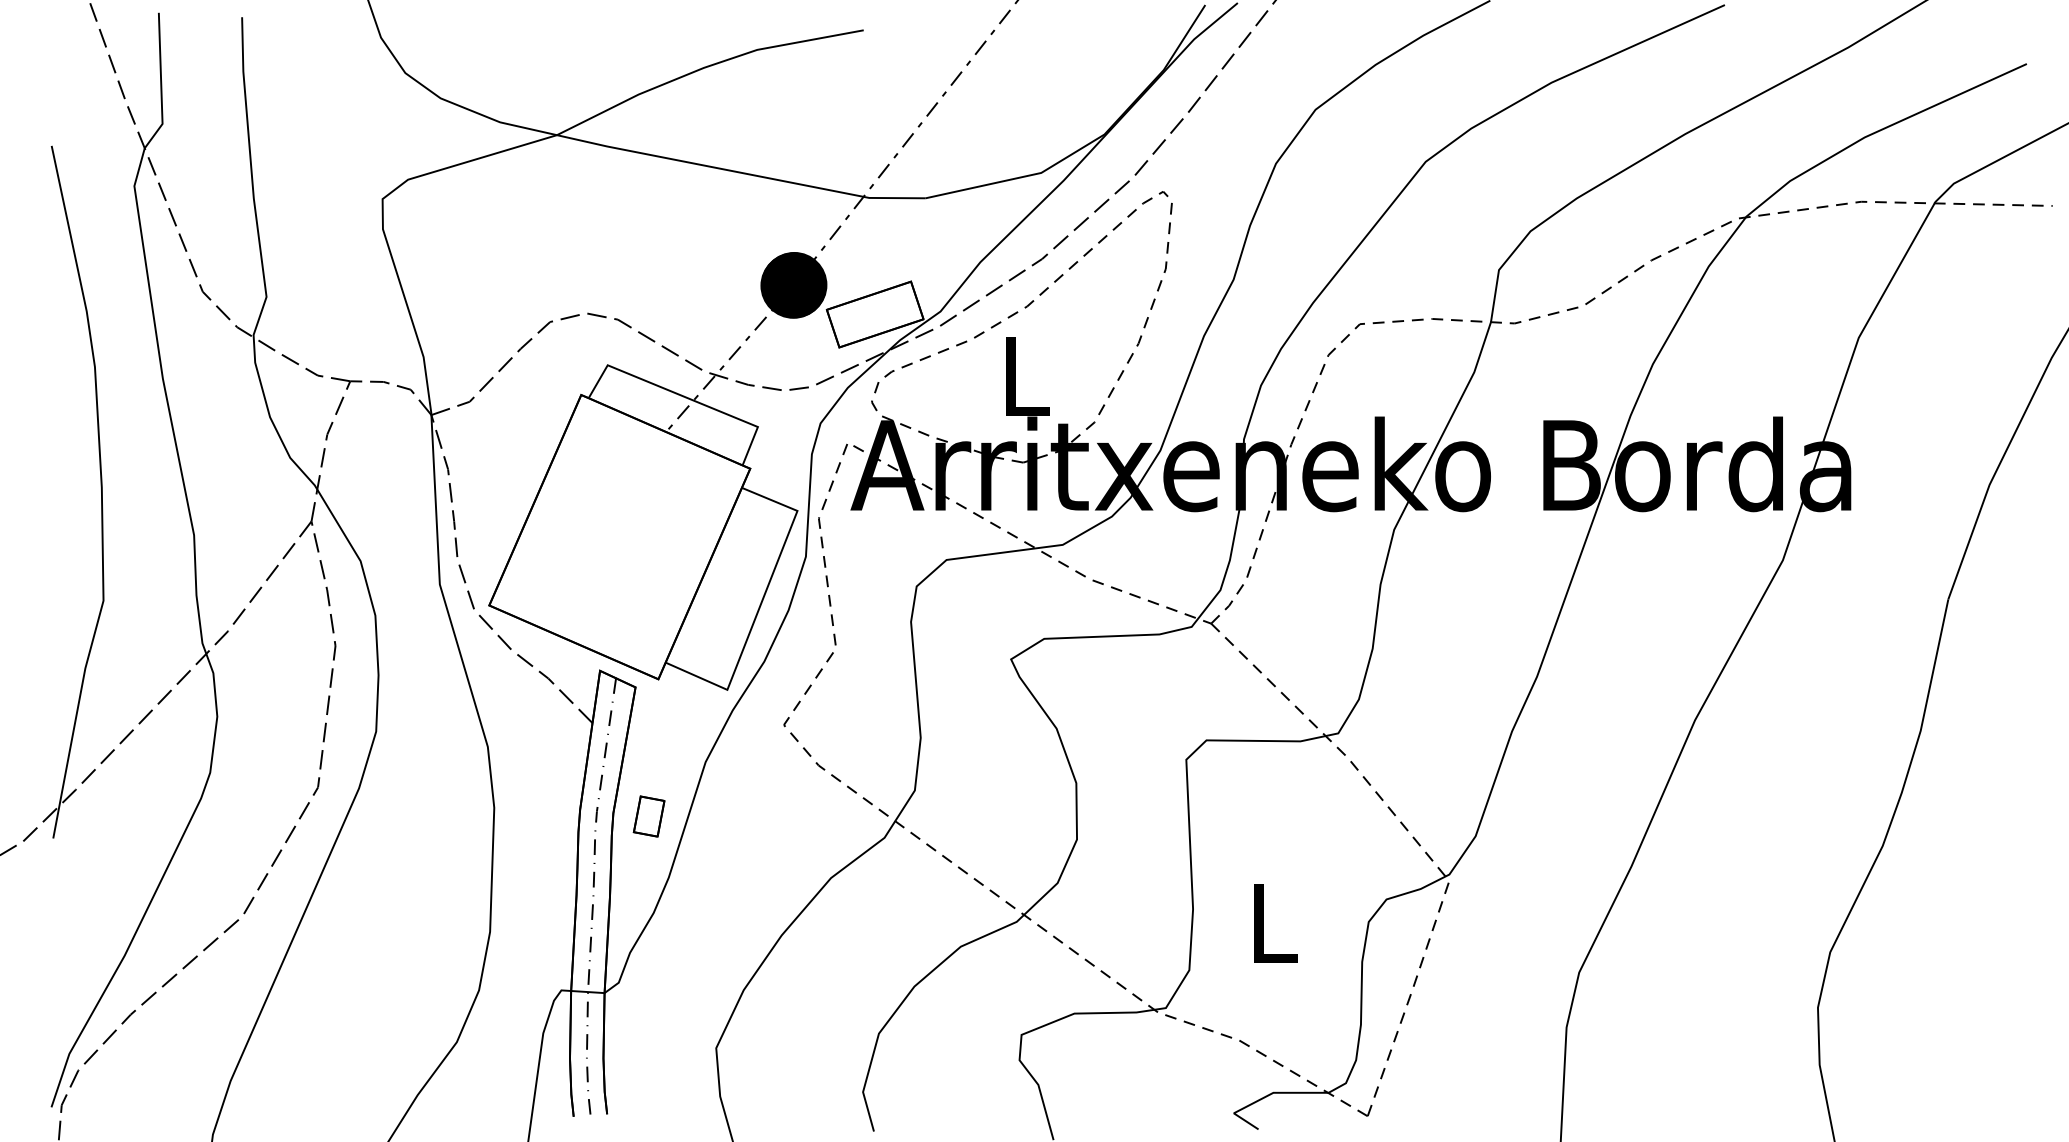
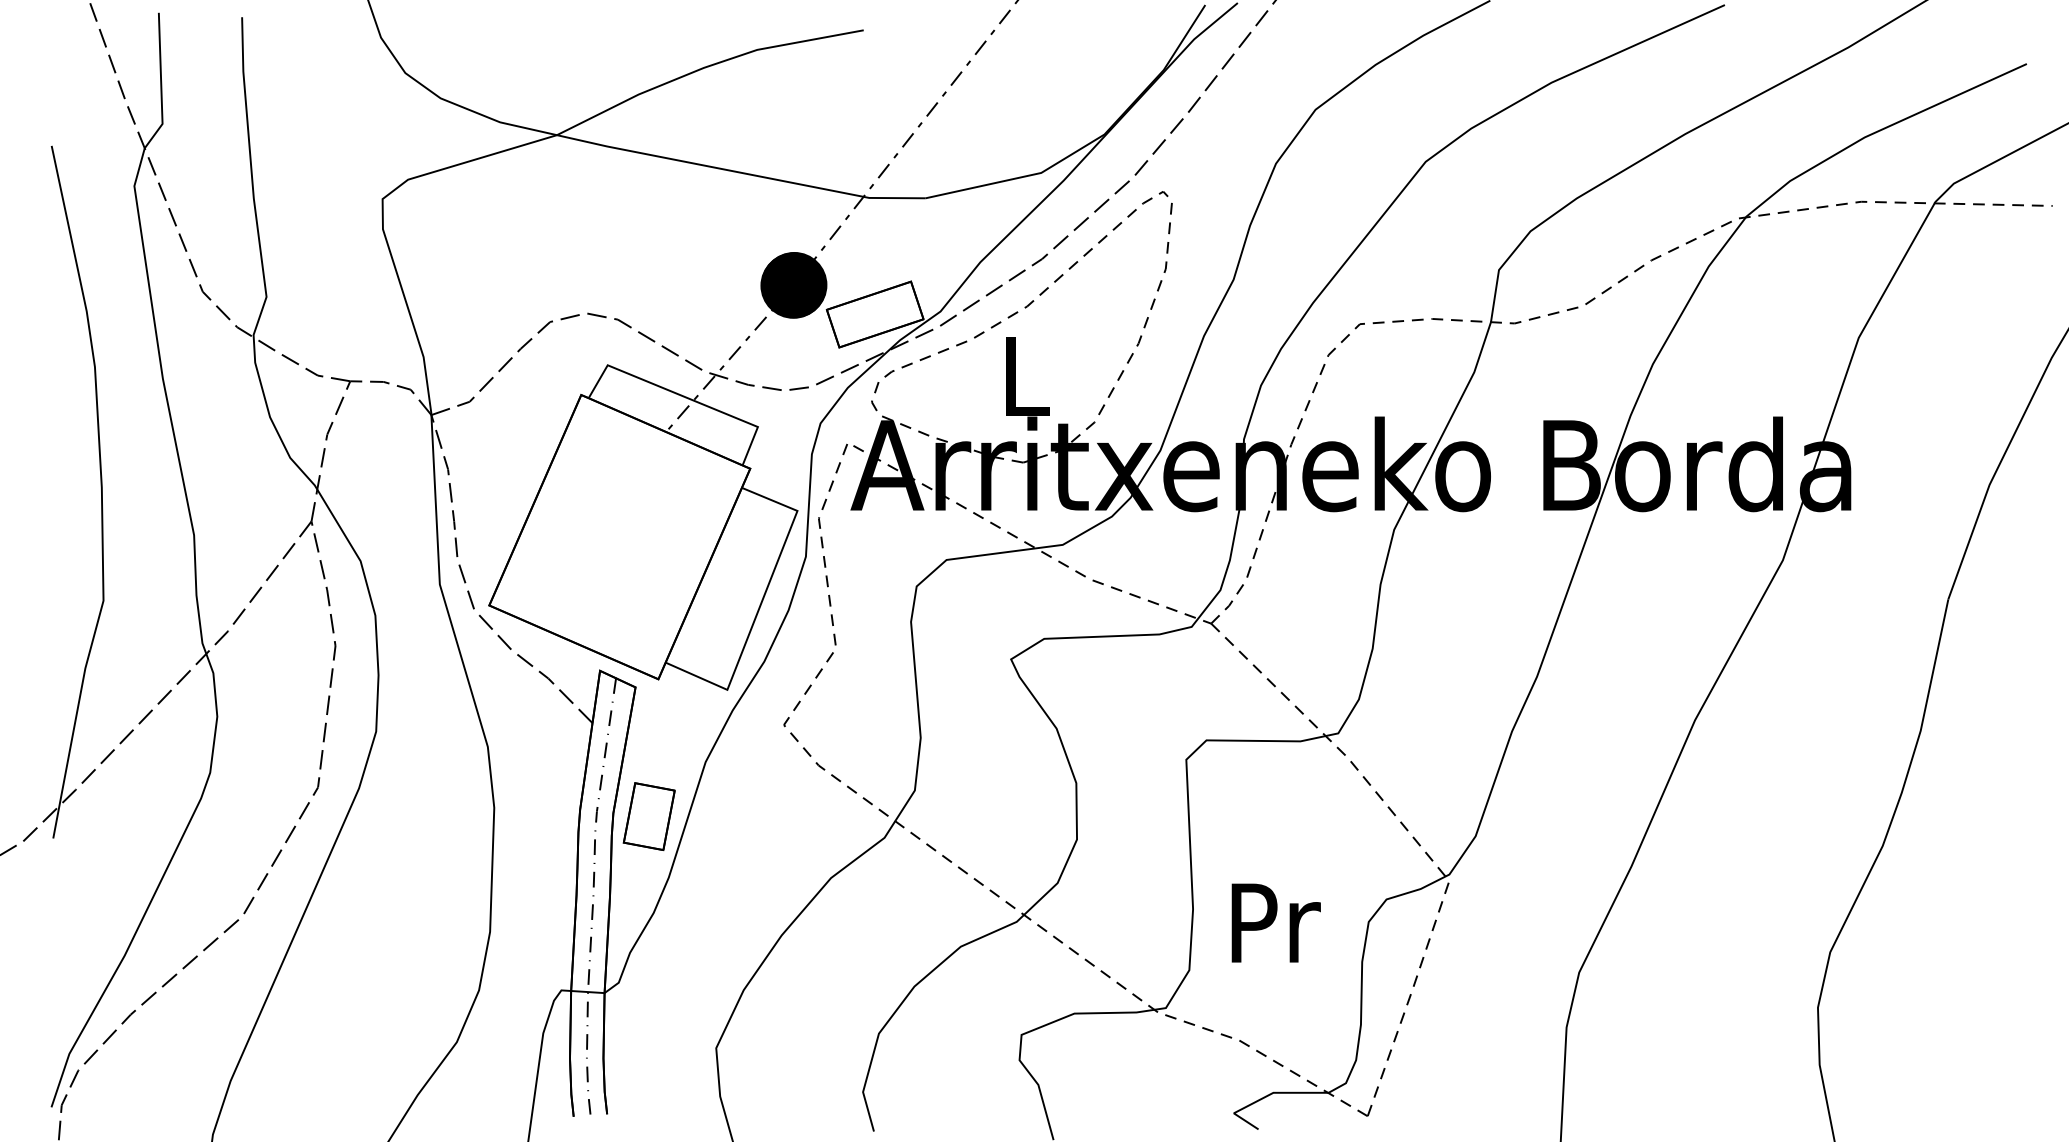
part size: 34x43 px -> 54x69 px (648, 816)
text: L -> Pr (1275, 922)
